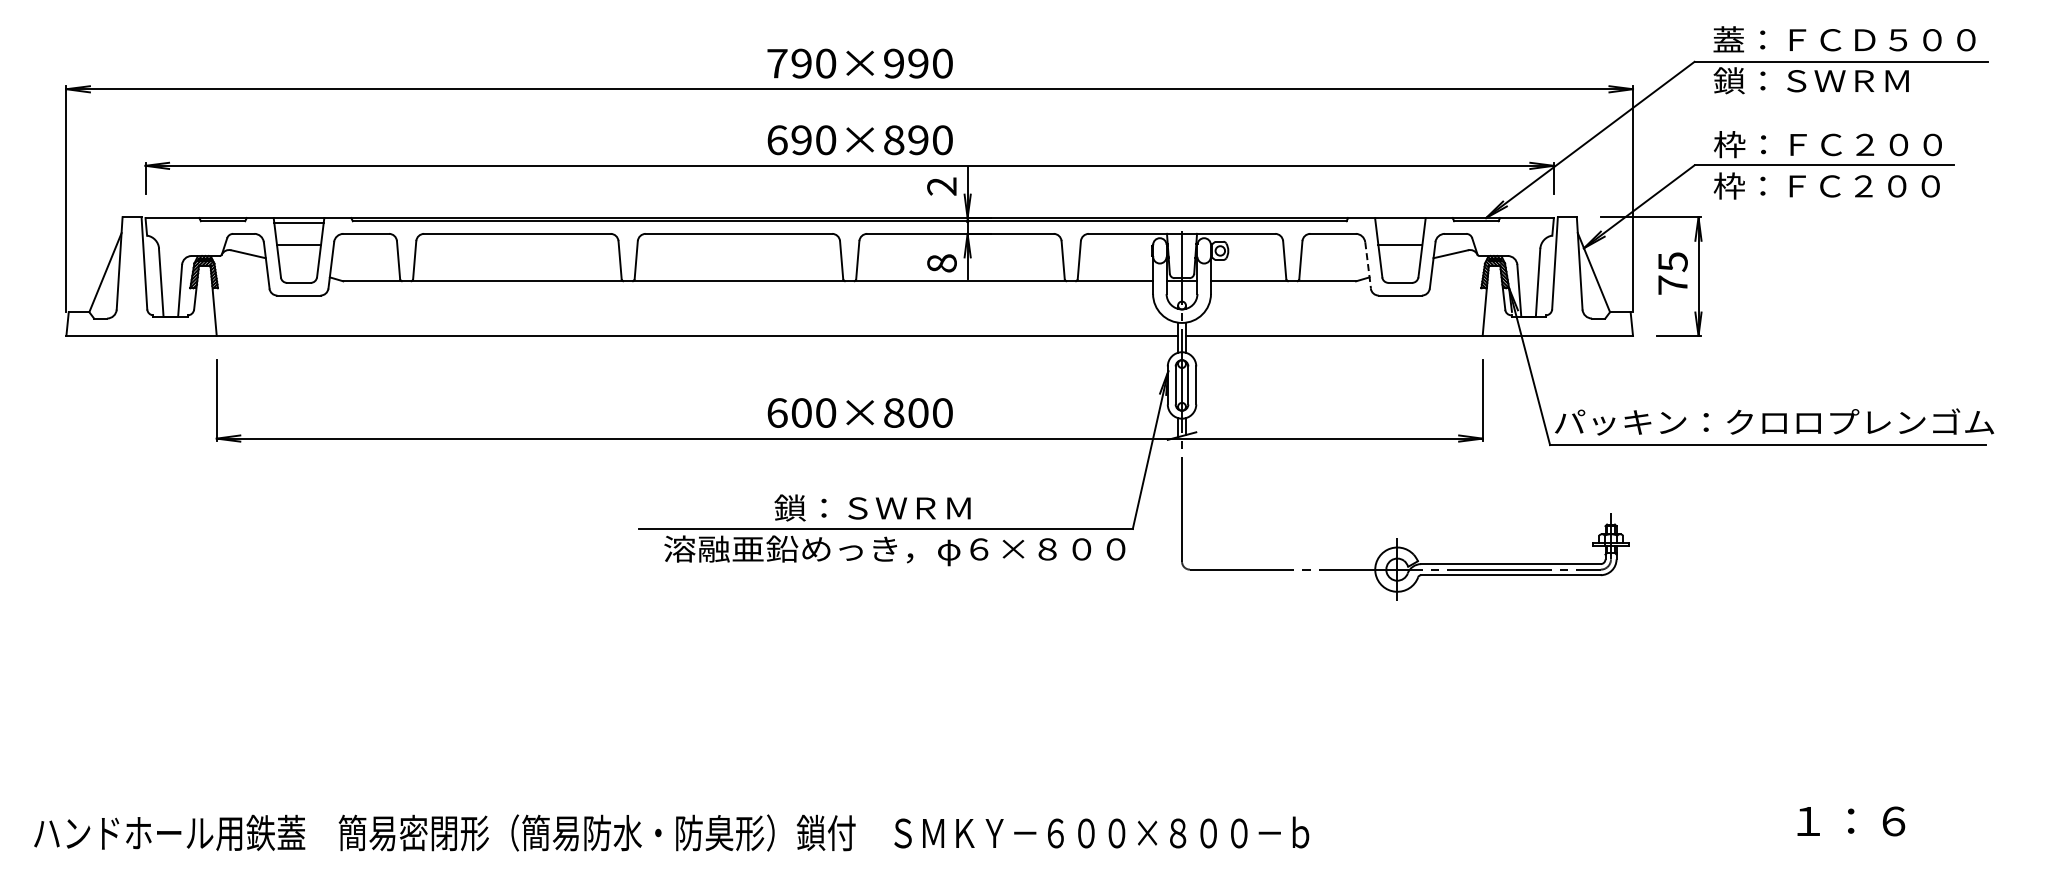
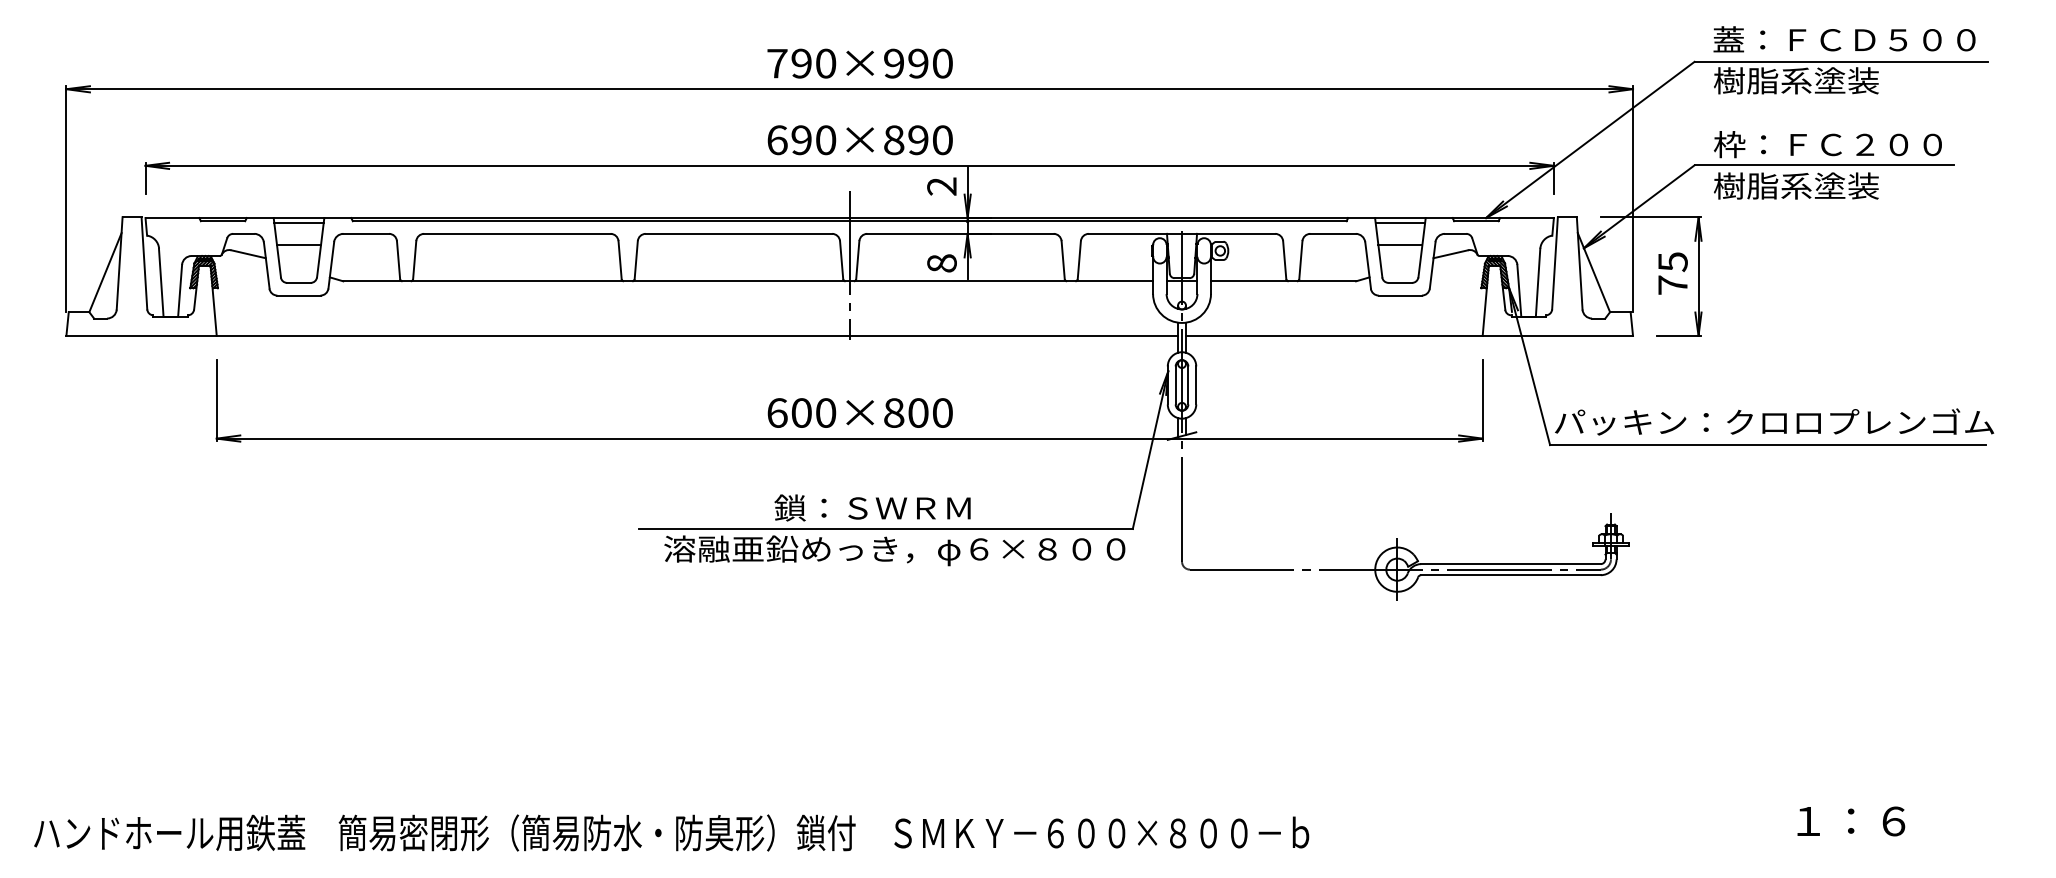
text: 鎖：ＳＷＲＭ -> 樹脂系塗装 (1810, 80)
text: 枠：ＦＣ２００ -> 樹脂系塗装 (1827, 185)
line: none -> present (1400, 222)
line: none -> present (849, 264)
line: dashed -> solid (1368, 265)
